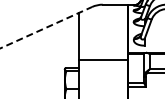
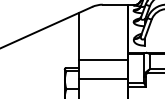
line: dashed -> solid (46, 27)
line: none -> present (103, 79)
